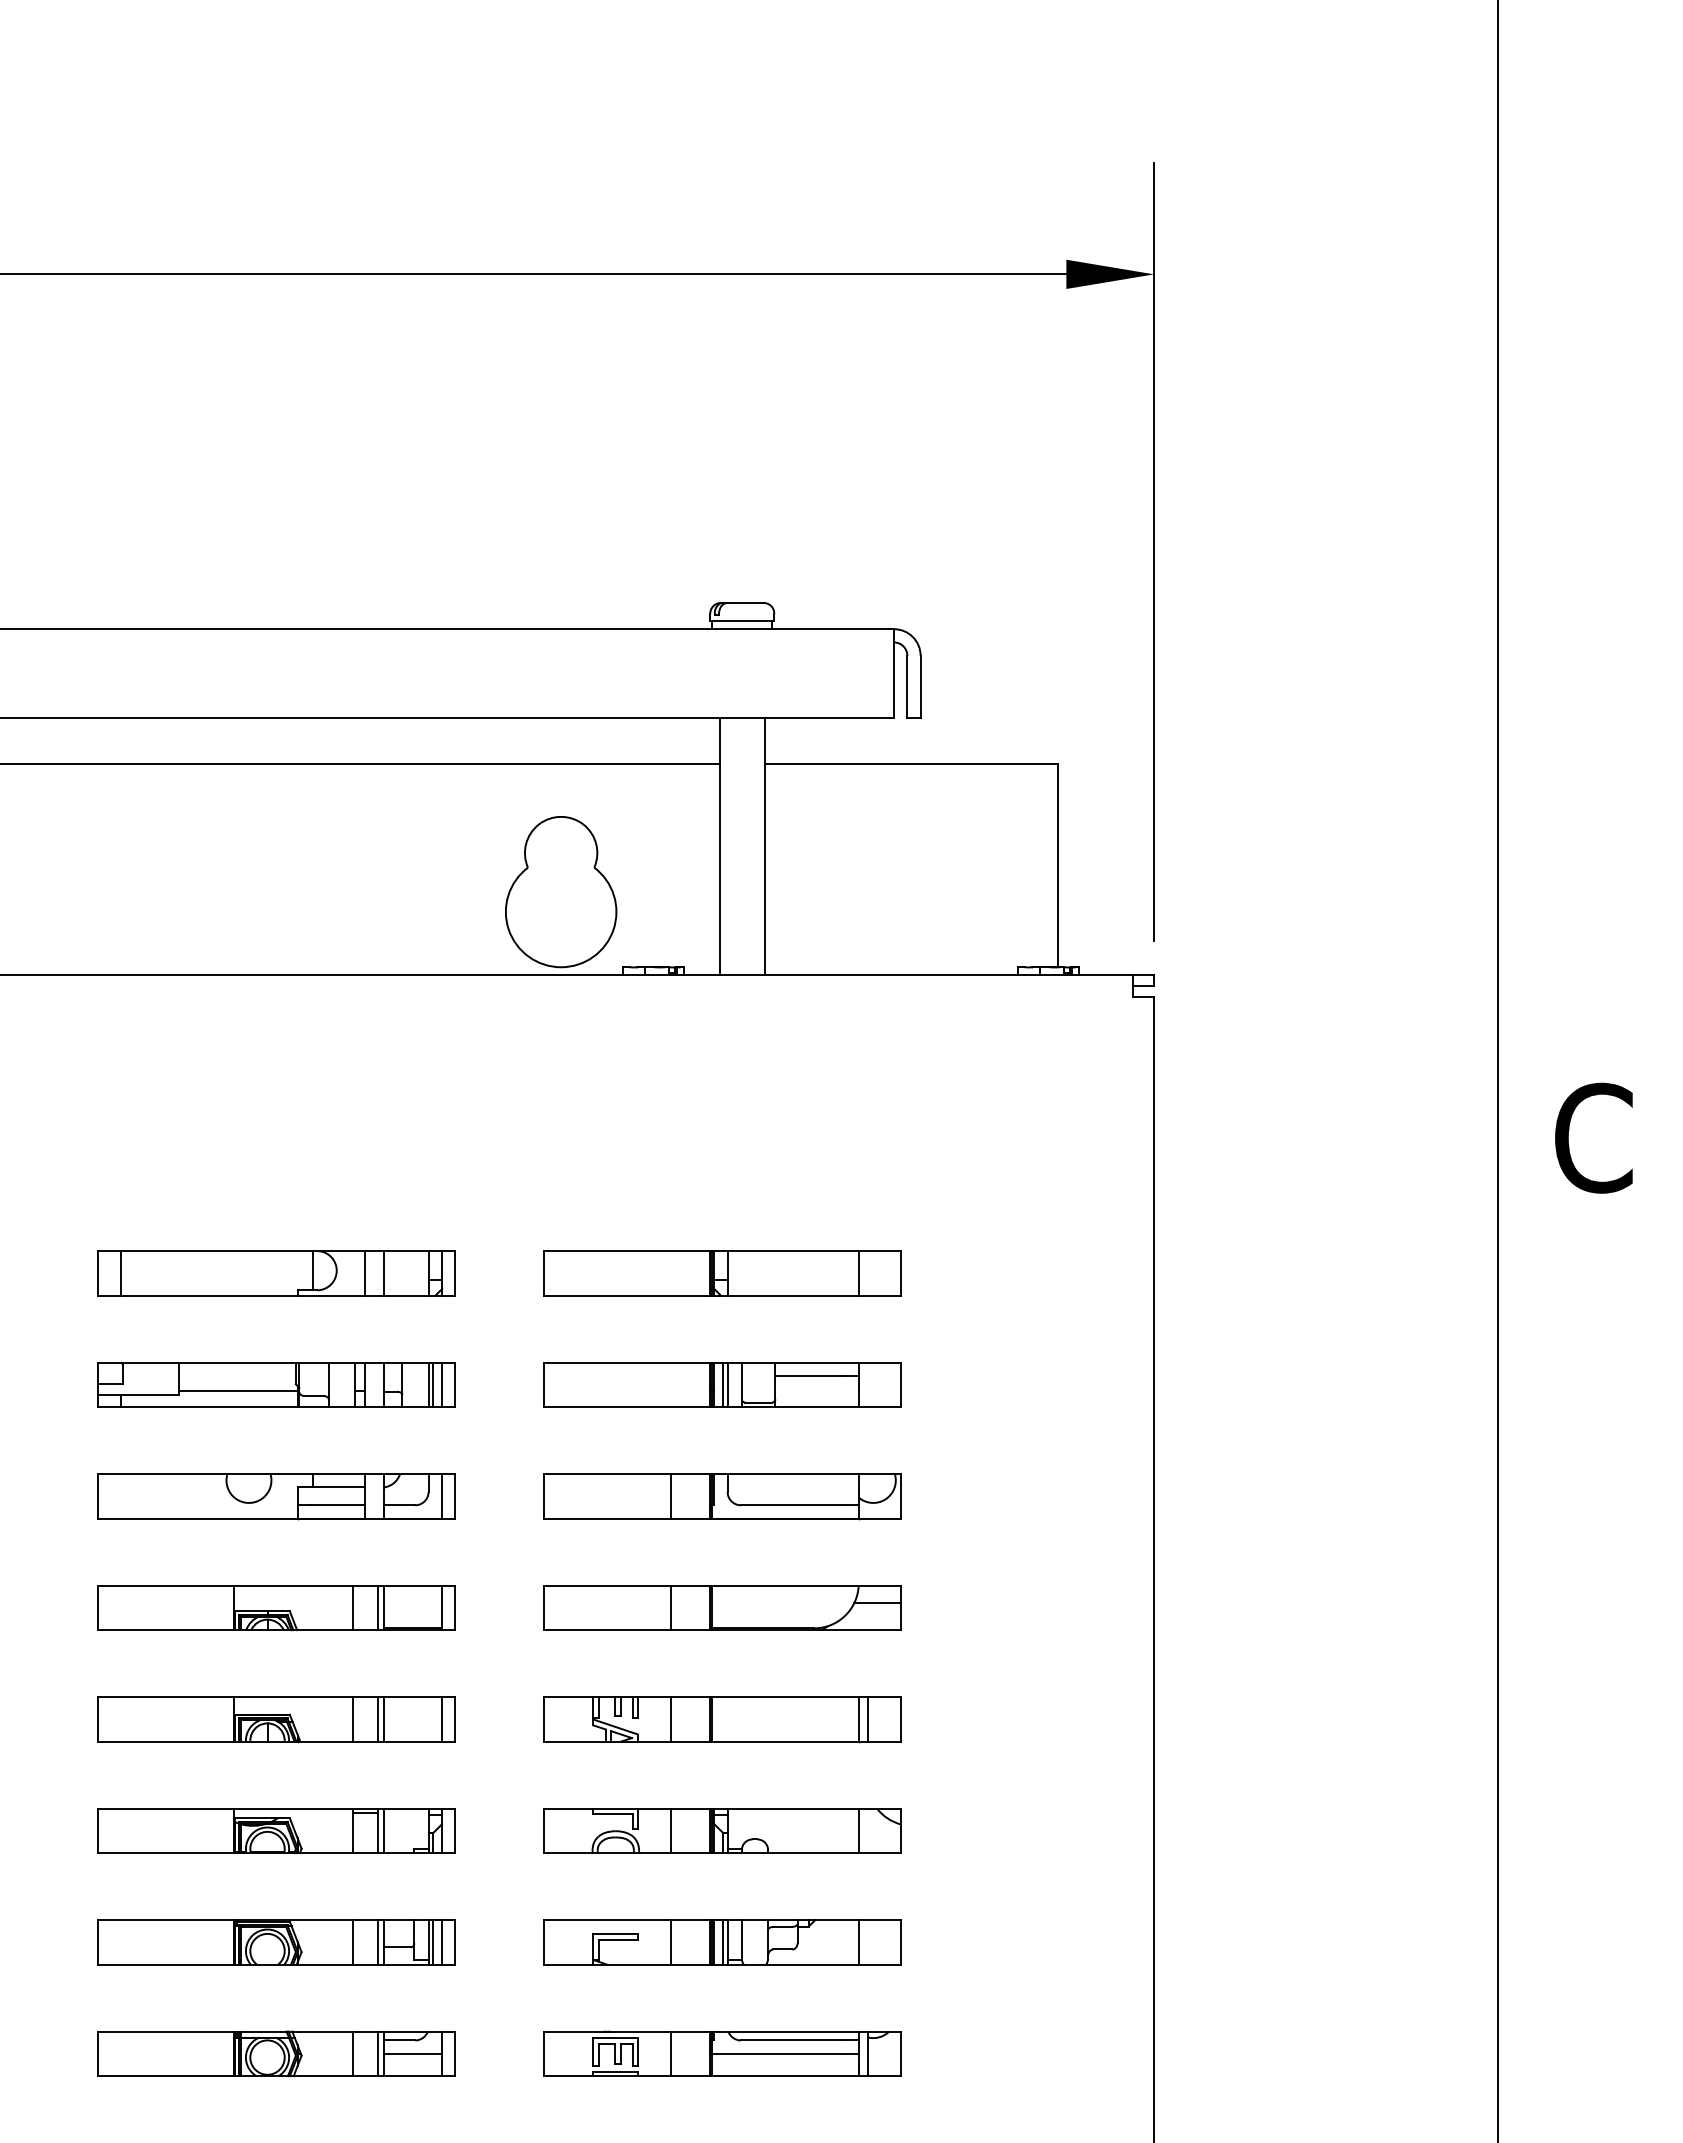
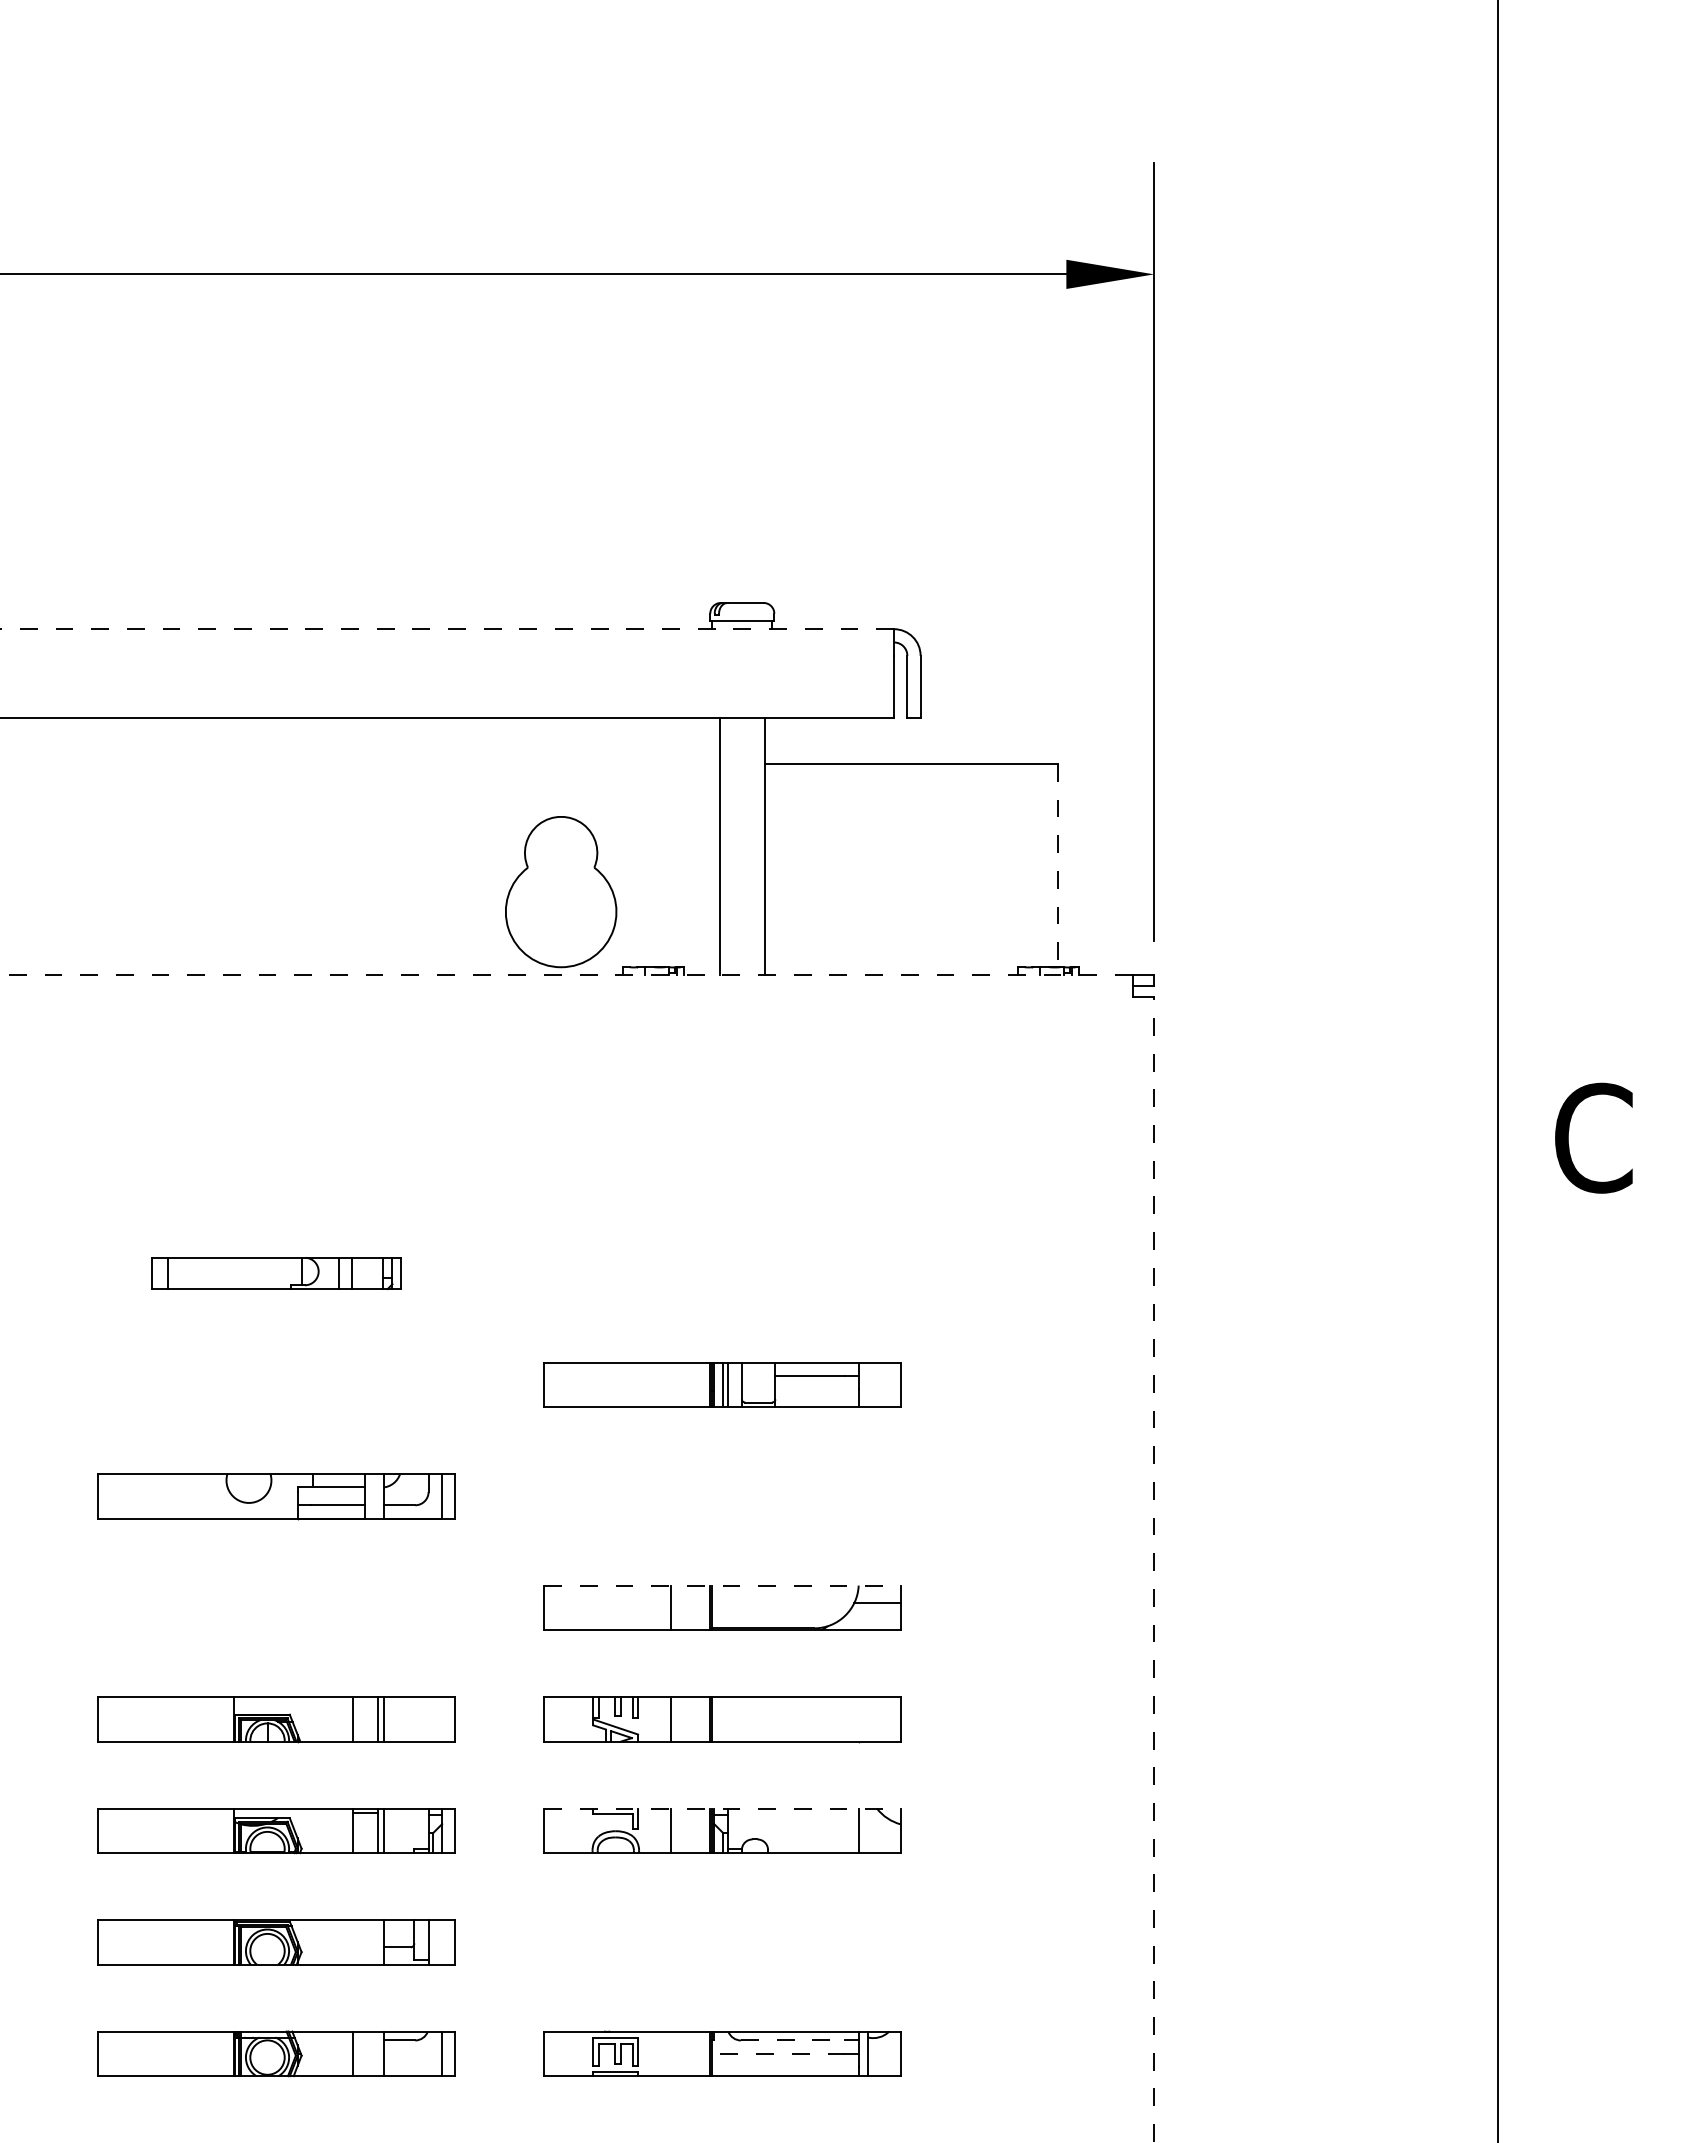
line: solid -> dashed (447, 629)
line: present -> none (361, 763)
line: solid -> dashed (1057, 865)
line: solid -> dashed (565, 975)
part size: 359x47 px -> 251x34 px (276, 1273)
part: present -> none (722, 1273)
part: present -> none (276, 1384)
part: present -> none (722, 1496)
line: solid -> dashed (1154, 1569)
line: solid -> dashed (723, 1585)
part: present -> none (276, 1608)
line: present -> none (442, 1719)
line: present -> none (858, 1719)
line: present -> none (867, 1719)
line: solid -> dashed (723, 1808)
line: present -> none (352, 1942)
line: present -> none (378, 1942)
line: present -> none (433, 1942)
line: present -> none (442, 1942)
part: present -> none (722, 1942)
line: solid -> dashed (793, 2040)
line: present -> none (378, 2053)
line: present -> none (412, 2053)
line: present -> none (671, 2053)
line: solid -> dashed (778, 2053)
